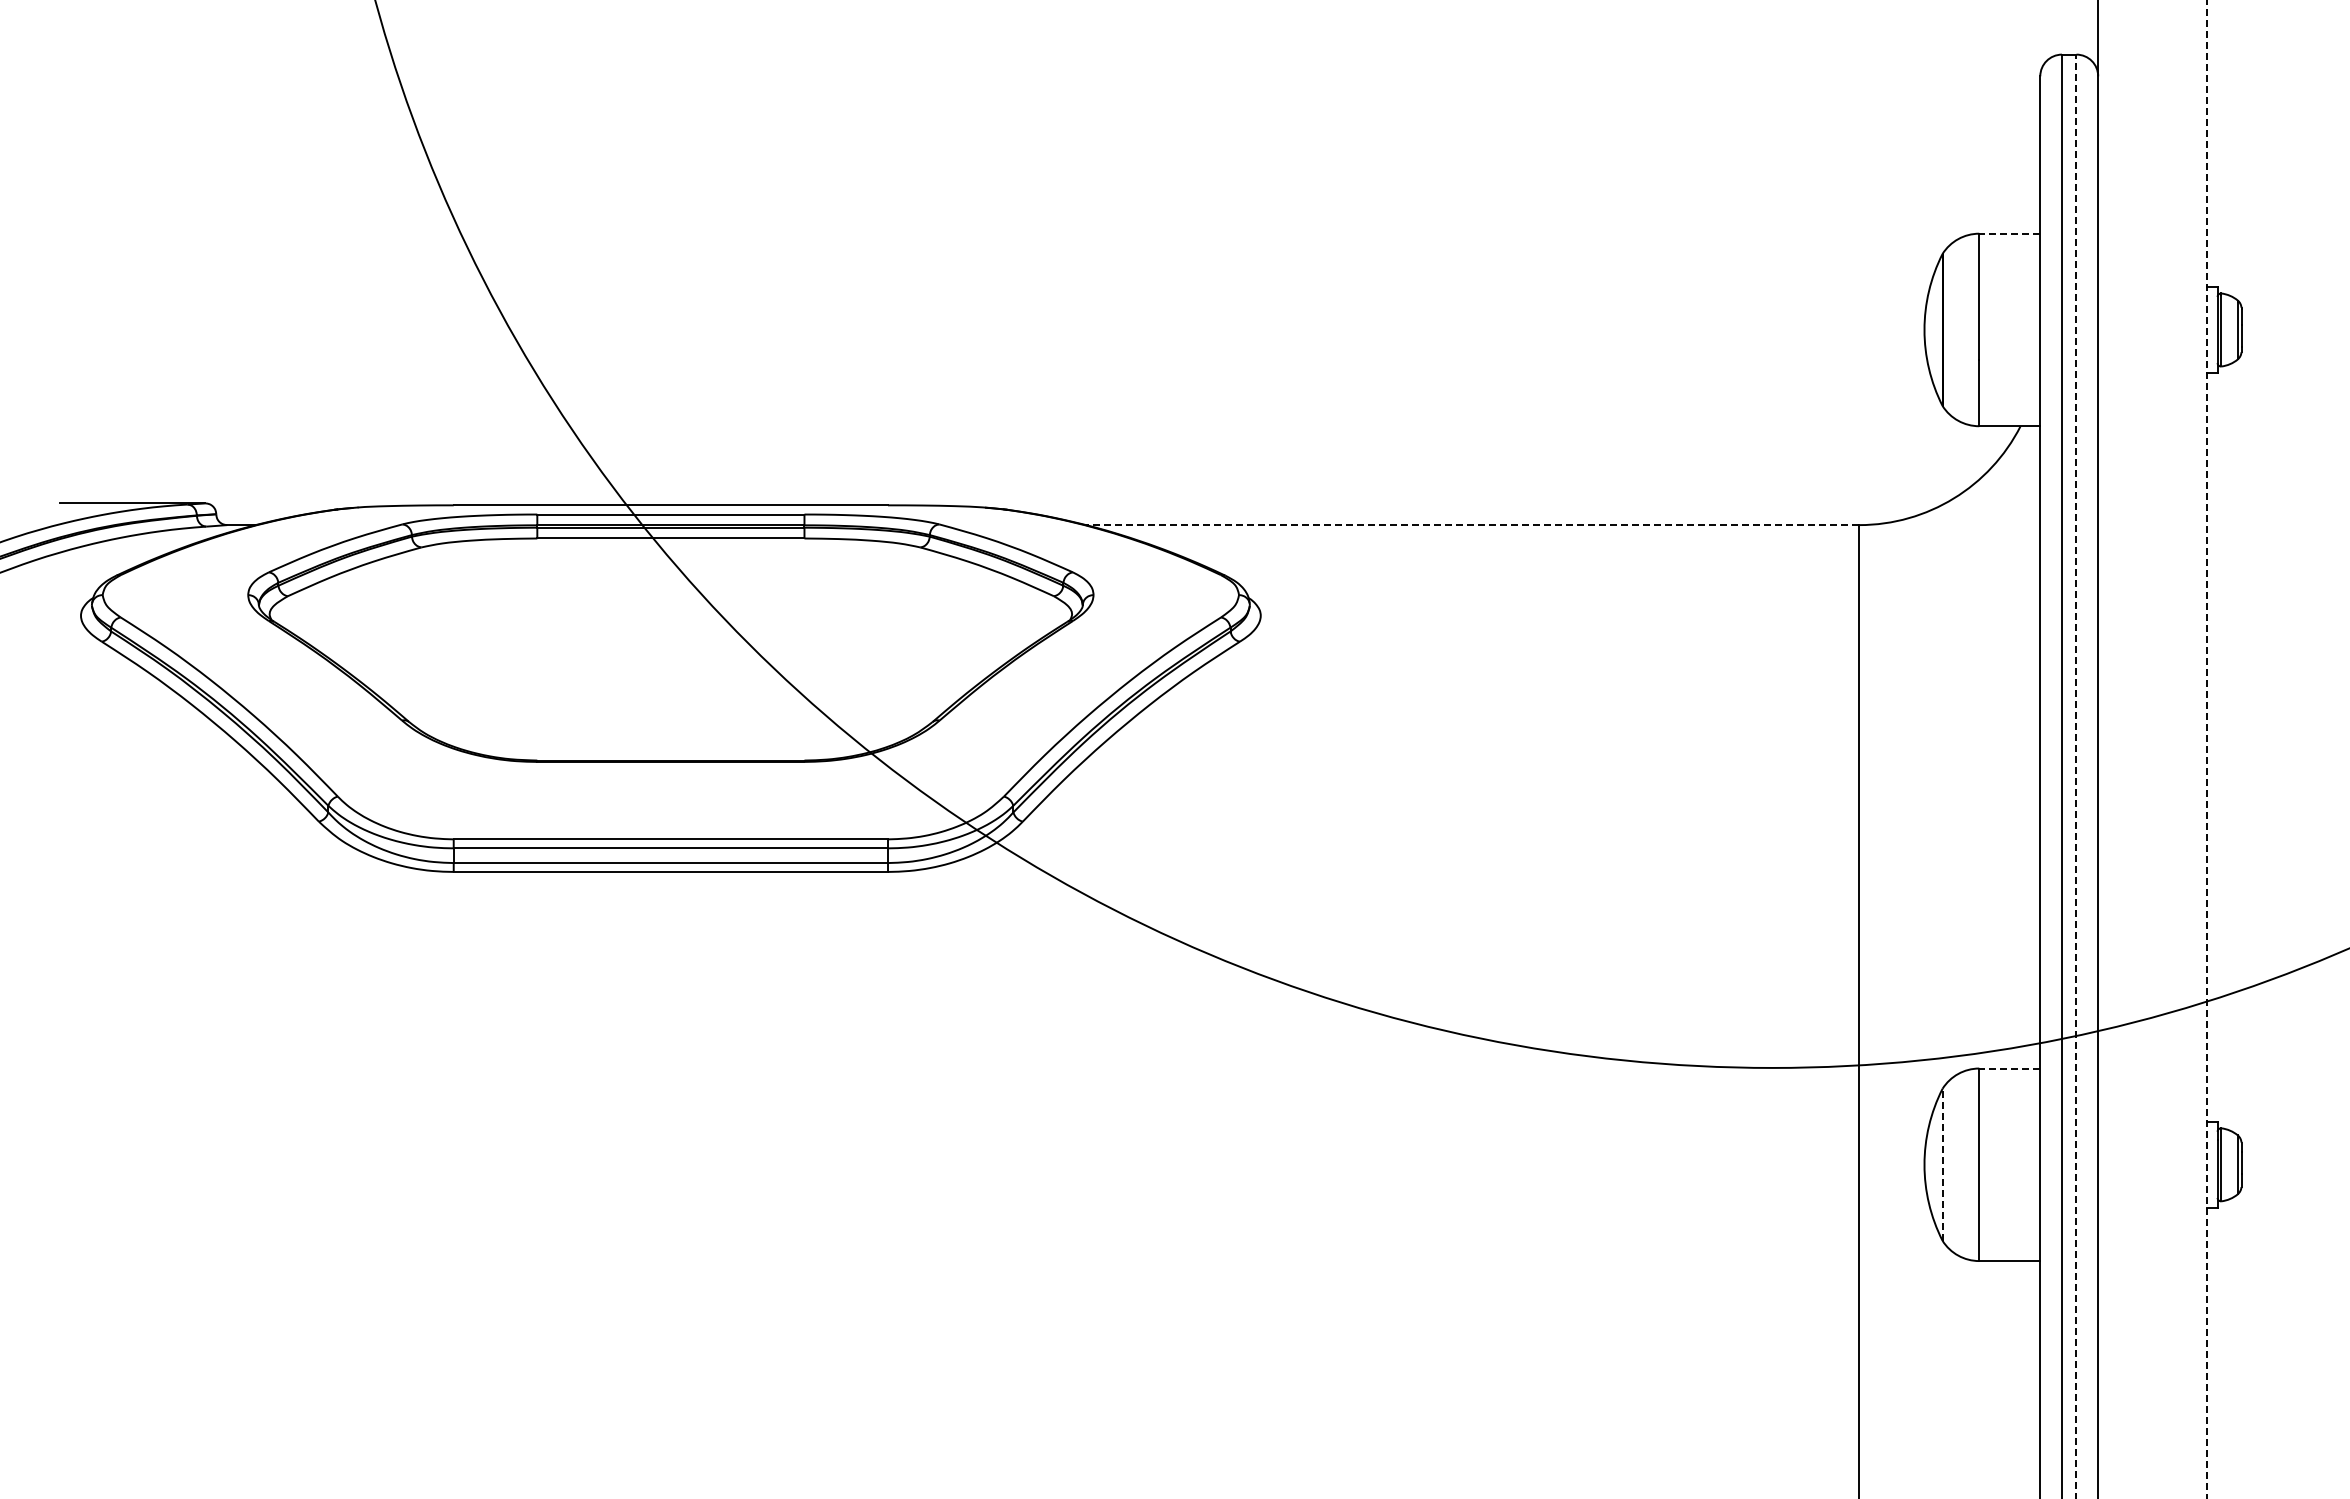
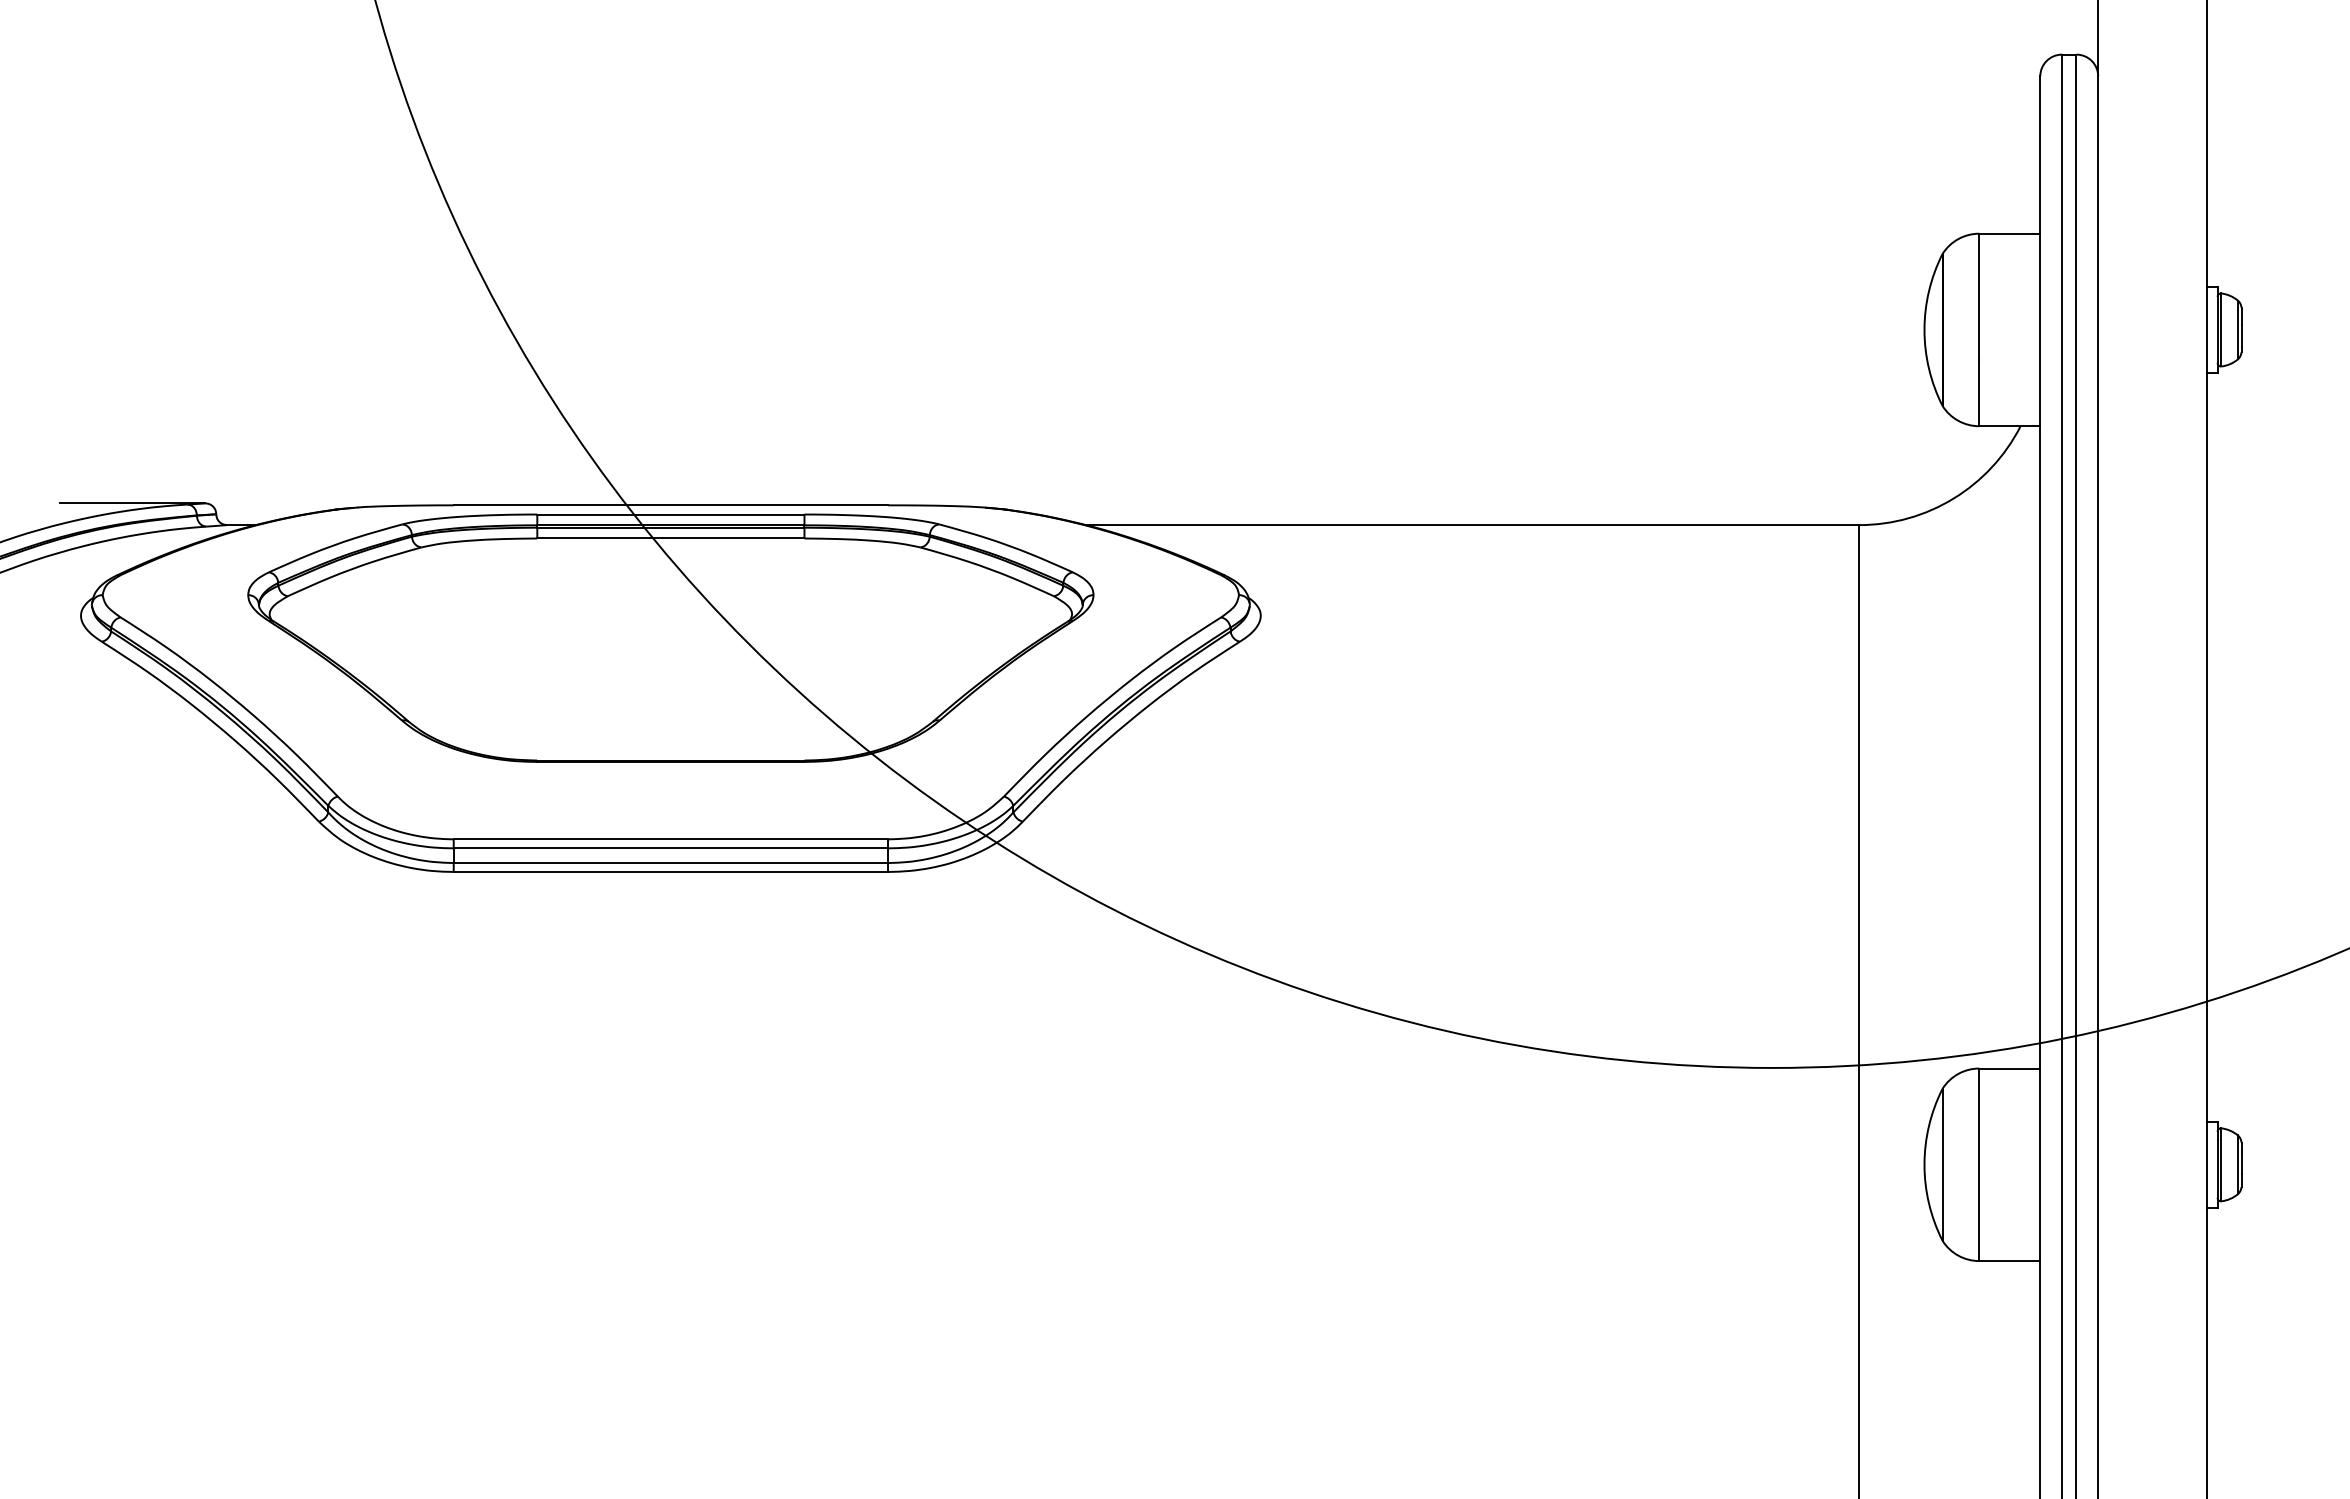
line: dashed -> solid (2009, 233)
line: dashed -> solid (1472, 525)
line: dashed -> solid (2206, 749)
line: dashed -> solid (2076, 776)
line: dashed -> solid (2009, 1068)
line: dashed -> solid (1942, 1164)
